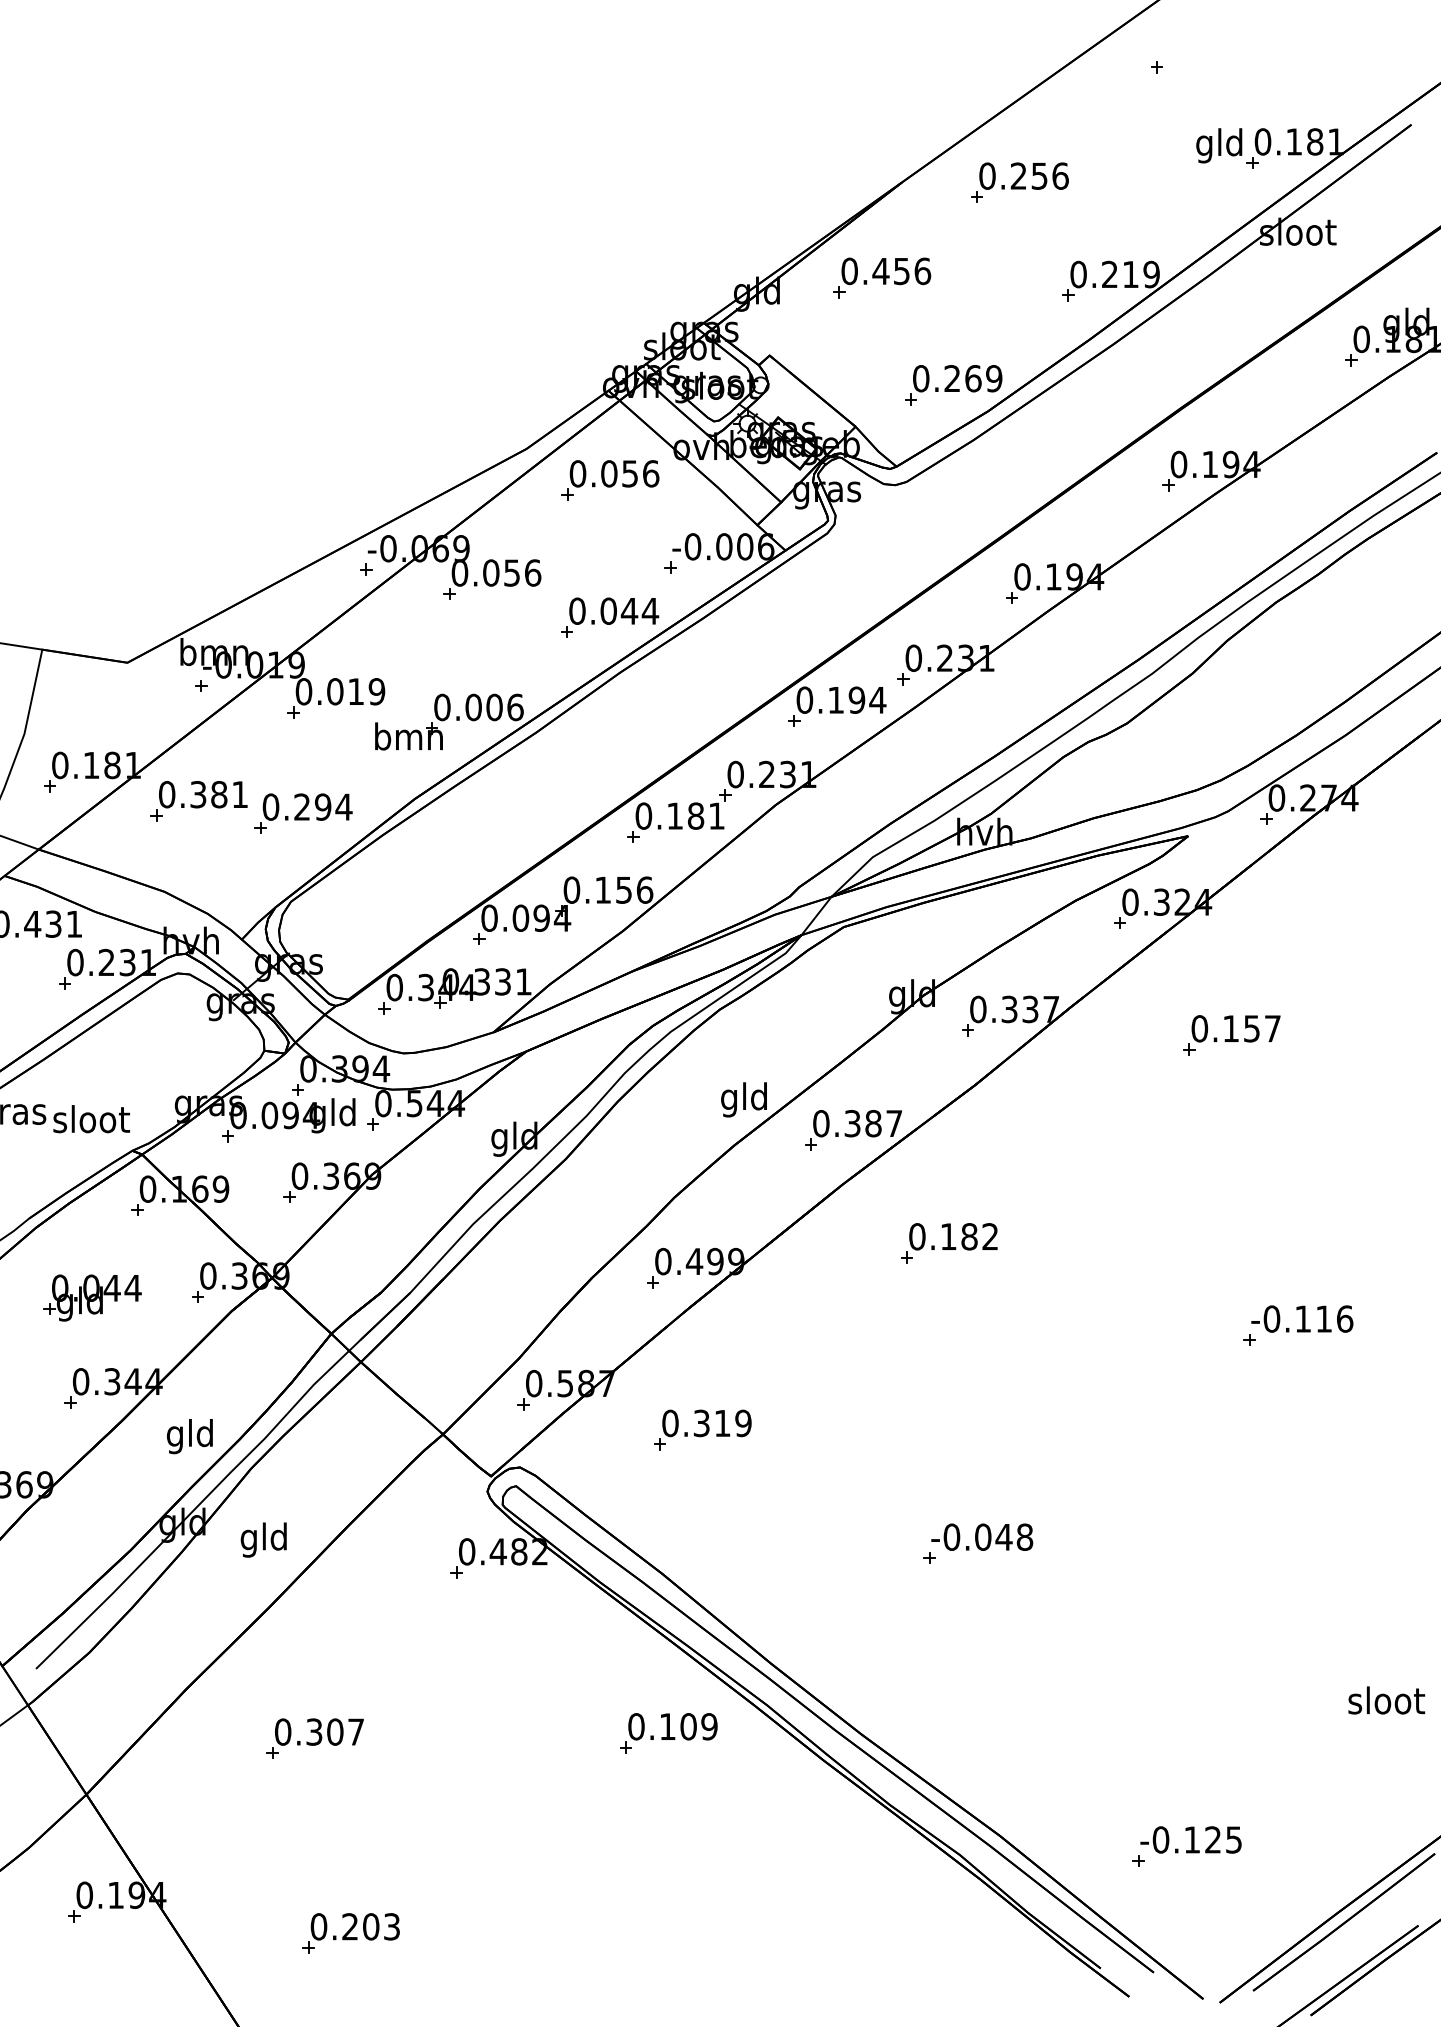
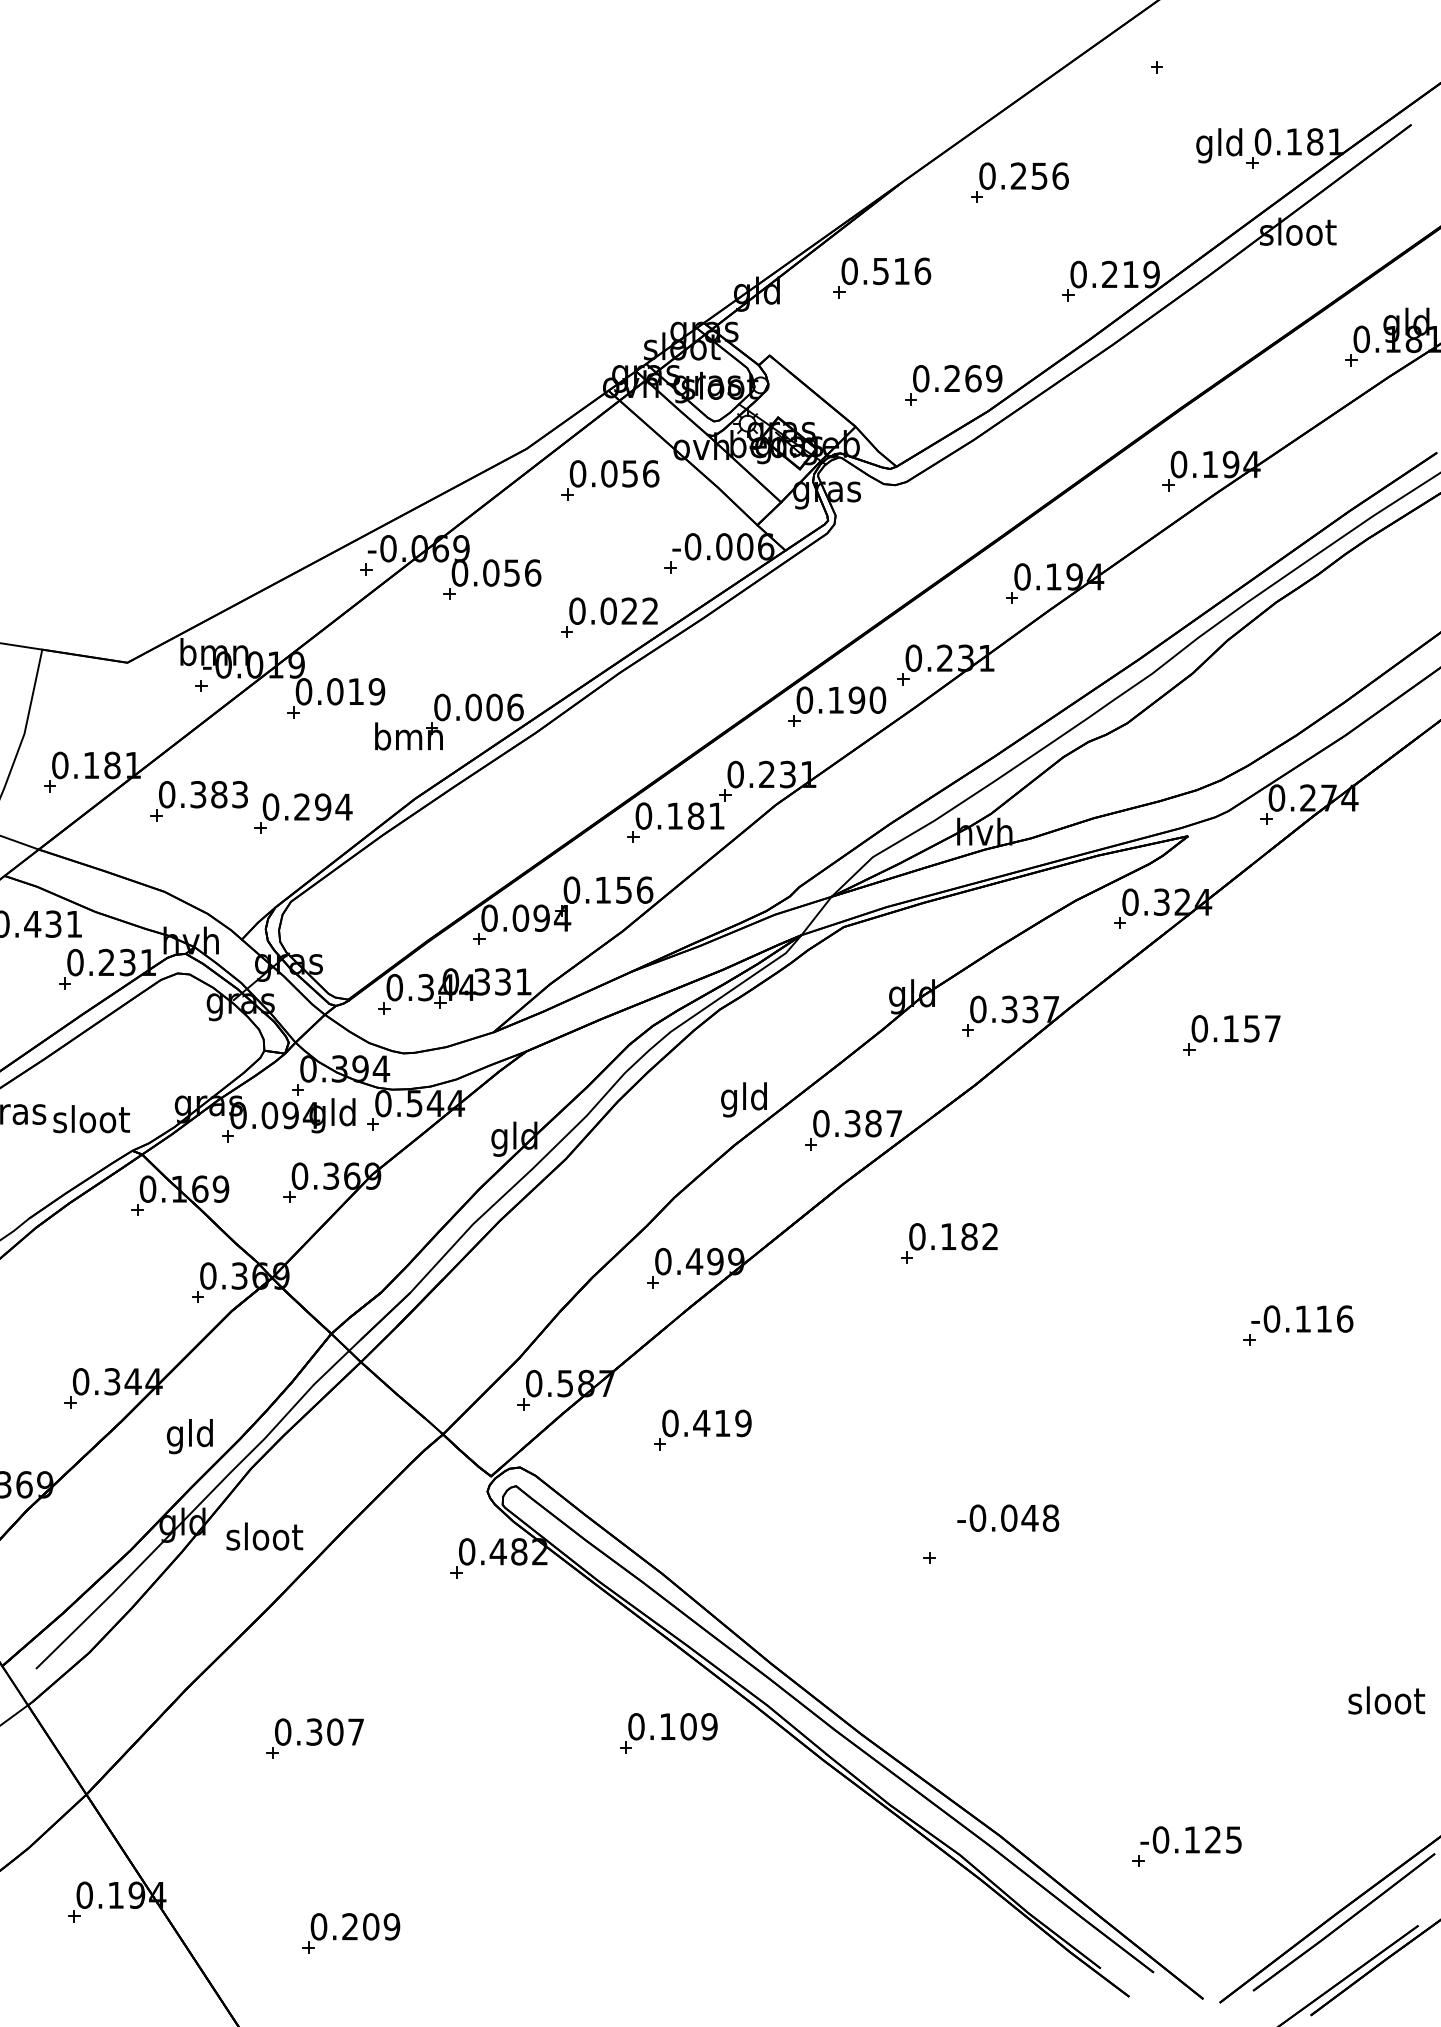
text: 0.456 -> 0.516 (890, 271)
text: 0.044 -> 0.022 (639, 610)
text: 0.194 -> 0.190 (877, 699)
text: 0.381 -> 0.383 (239, 794)
part: present -> none (92, 1297)
text: 0.319 -> 0.419 (701, 1423)
text position: (982, 1536) -> (1008, 1517) (1008, 1517)
text: gld -> sloot (264, 1539)
text: 0.203 -> 0.209 (391, 1926)
